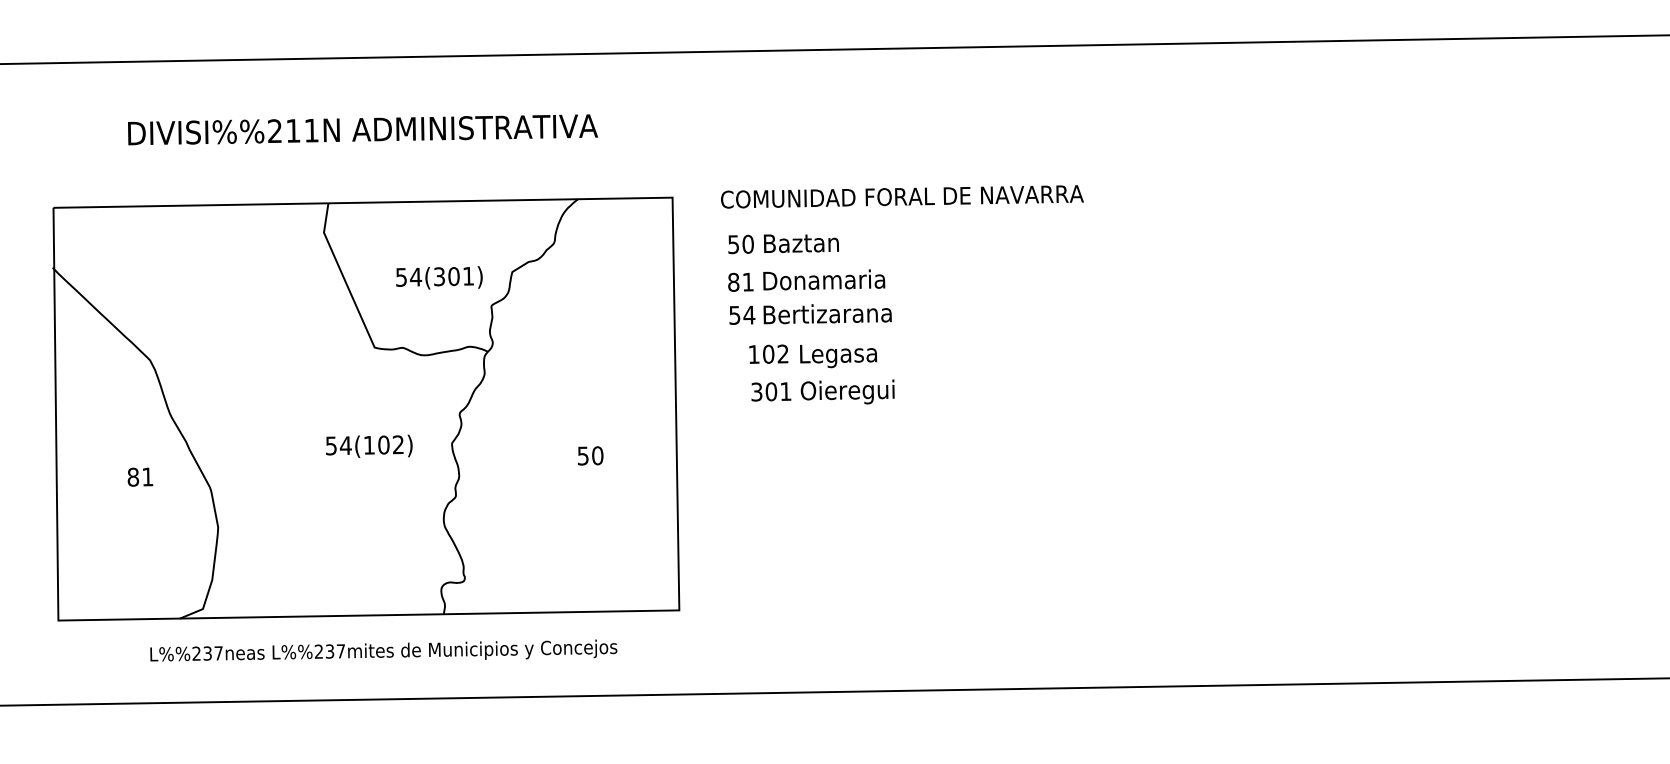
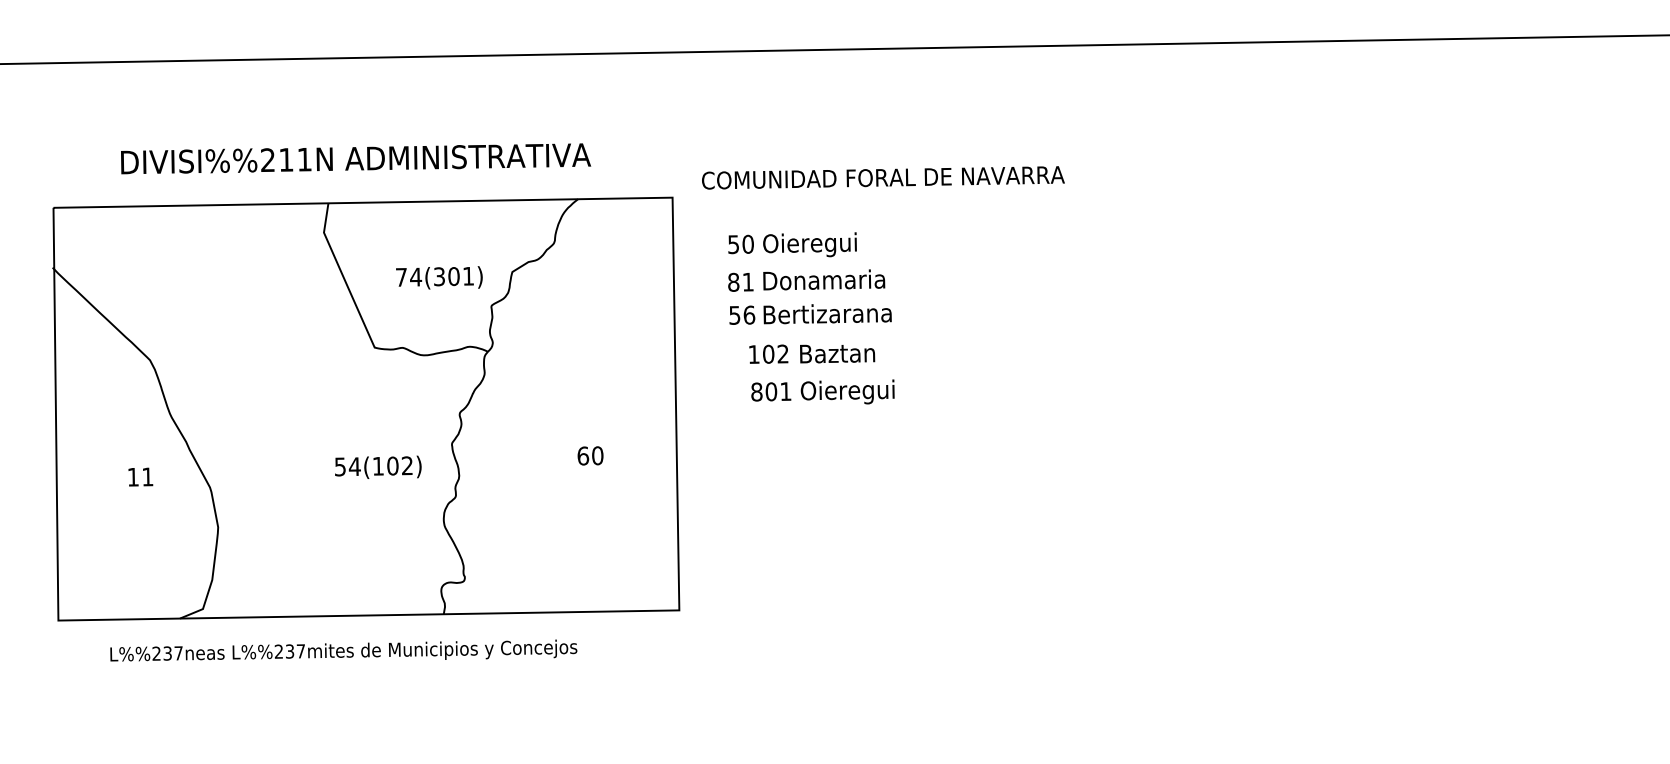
text position: (363, 129) -> (356, 158) (356, 158)
text position: (902, 196) -> (883, 177) (883, 177)
text: Baztan -> Oieregui (809, 244)
text: 54(301) -> 74(301) (401, 277)
text: 54 -> 56 (749, 314)
text: Legasa -> Baztan (839, 356)
text: 301 -> 801 (756, 391)
text position: (369, 445) -> (378, 466) (378, 466)
text: 50 -> 60 (583, 455)
text: 81 -> 11 (133, 476)
text position: (383, 650) -> (343, 650) (343, 650)
line: present -> none (834, 691)
